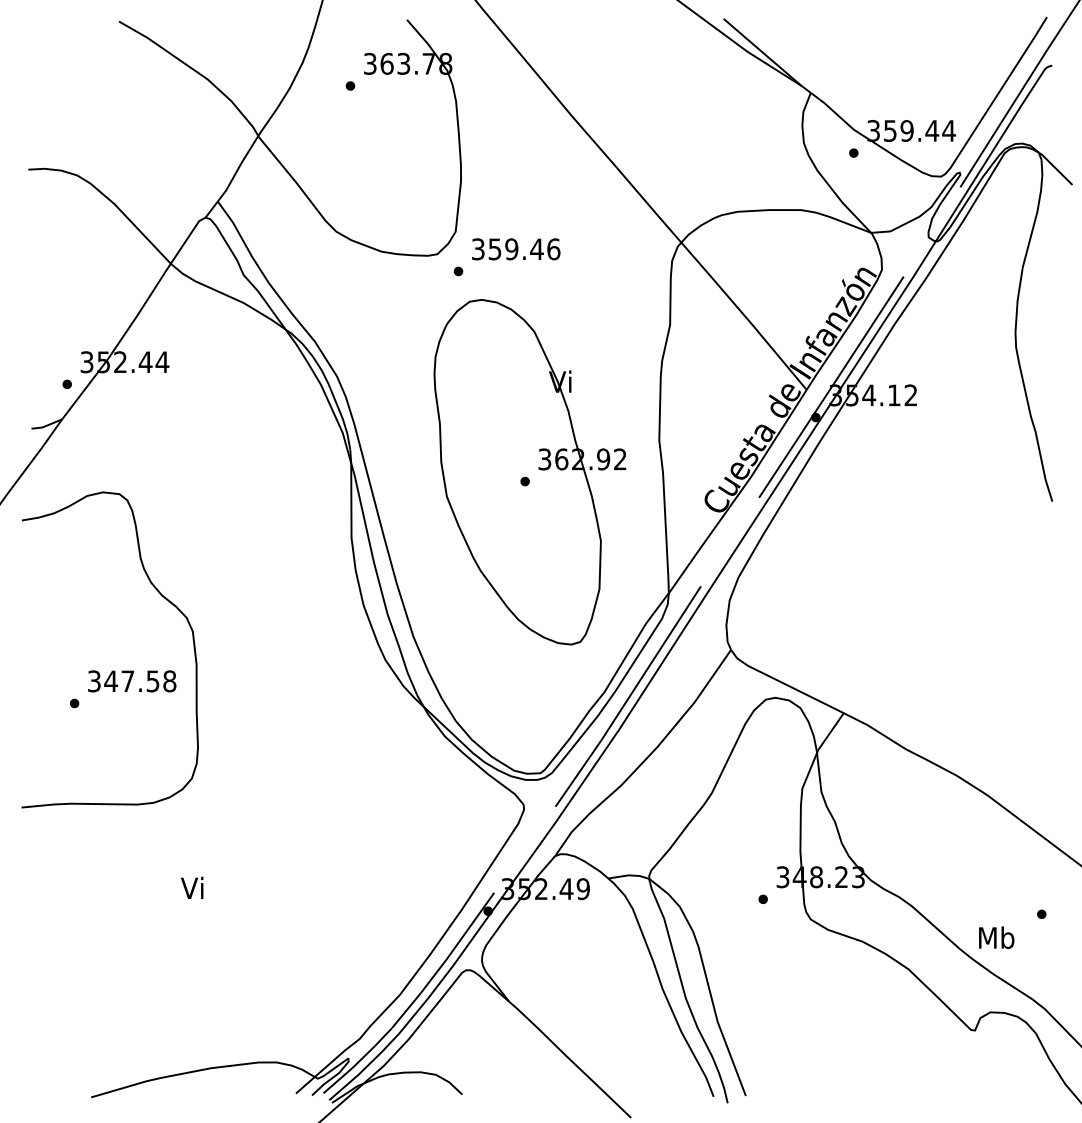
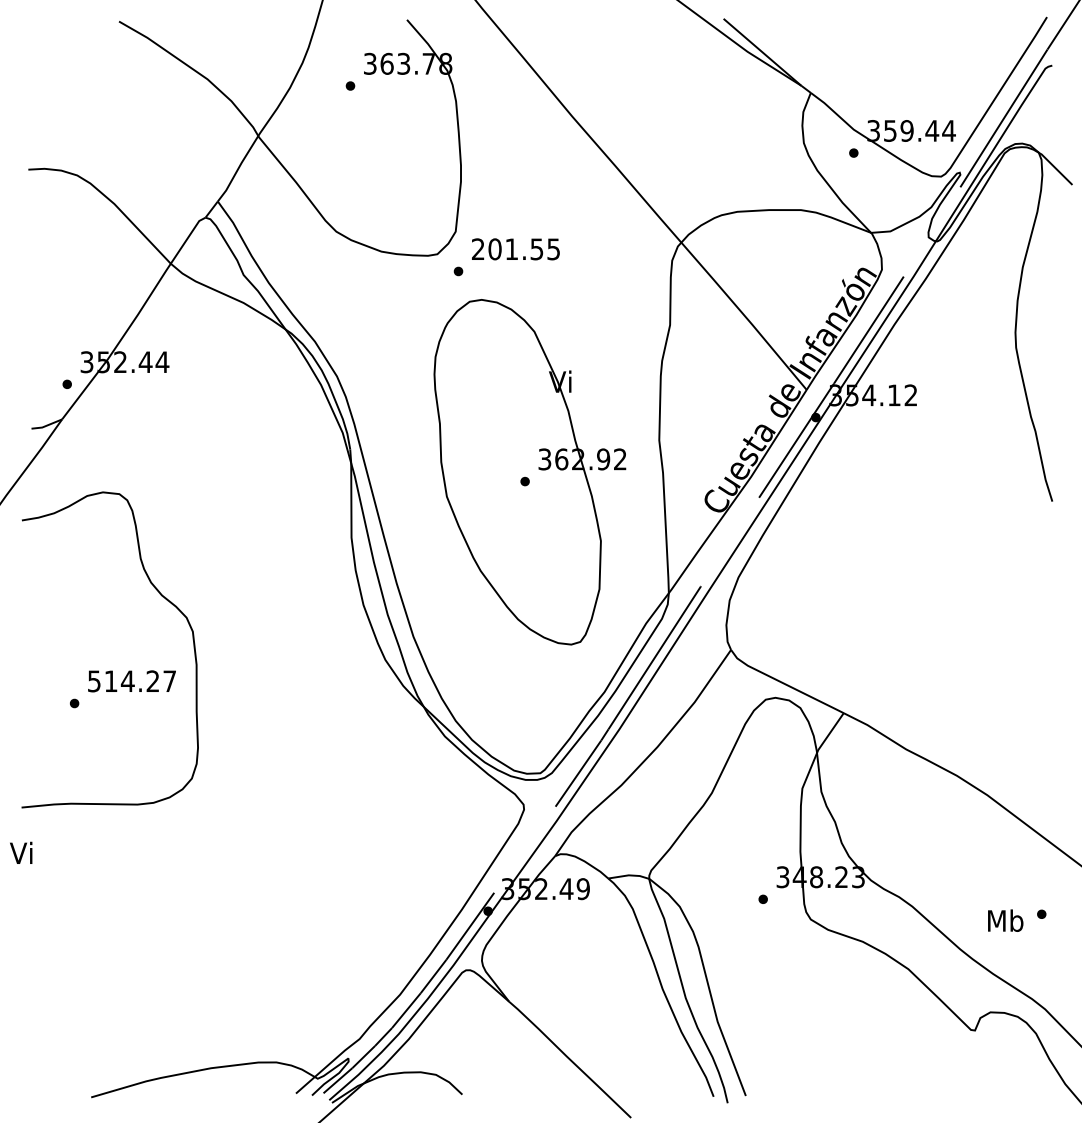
text: 359.46 -> 201.55 (516, 249)
text: 347.58 -> 514.27 (132, 681)
text position: (192, 887) -> (21, 852) (21, 852)
text position: (996, 937) -> (1005, 920) (1005, 920)
